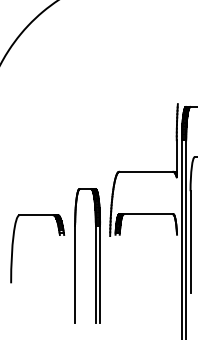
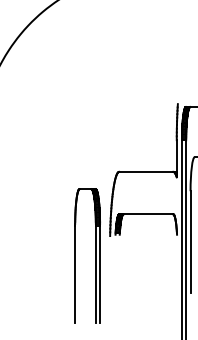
part: present -> none (13, 248)
